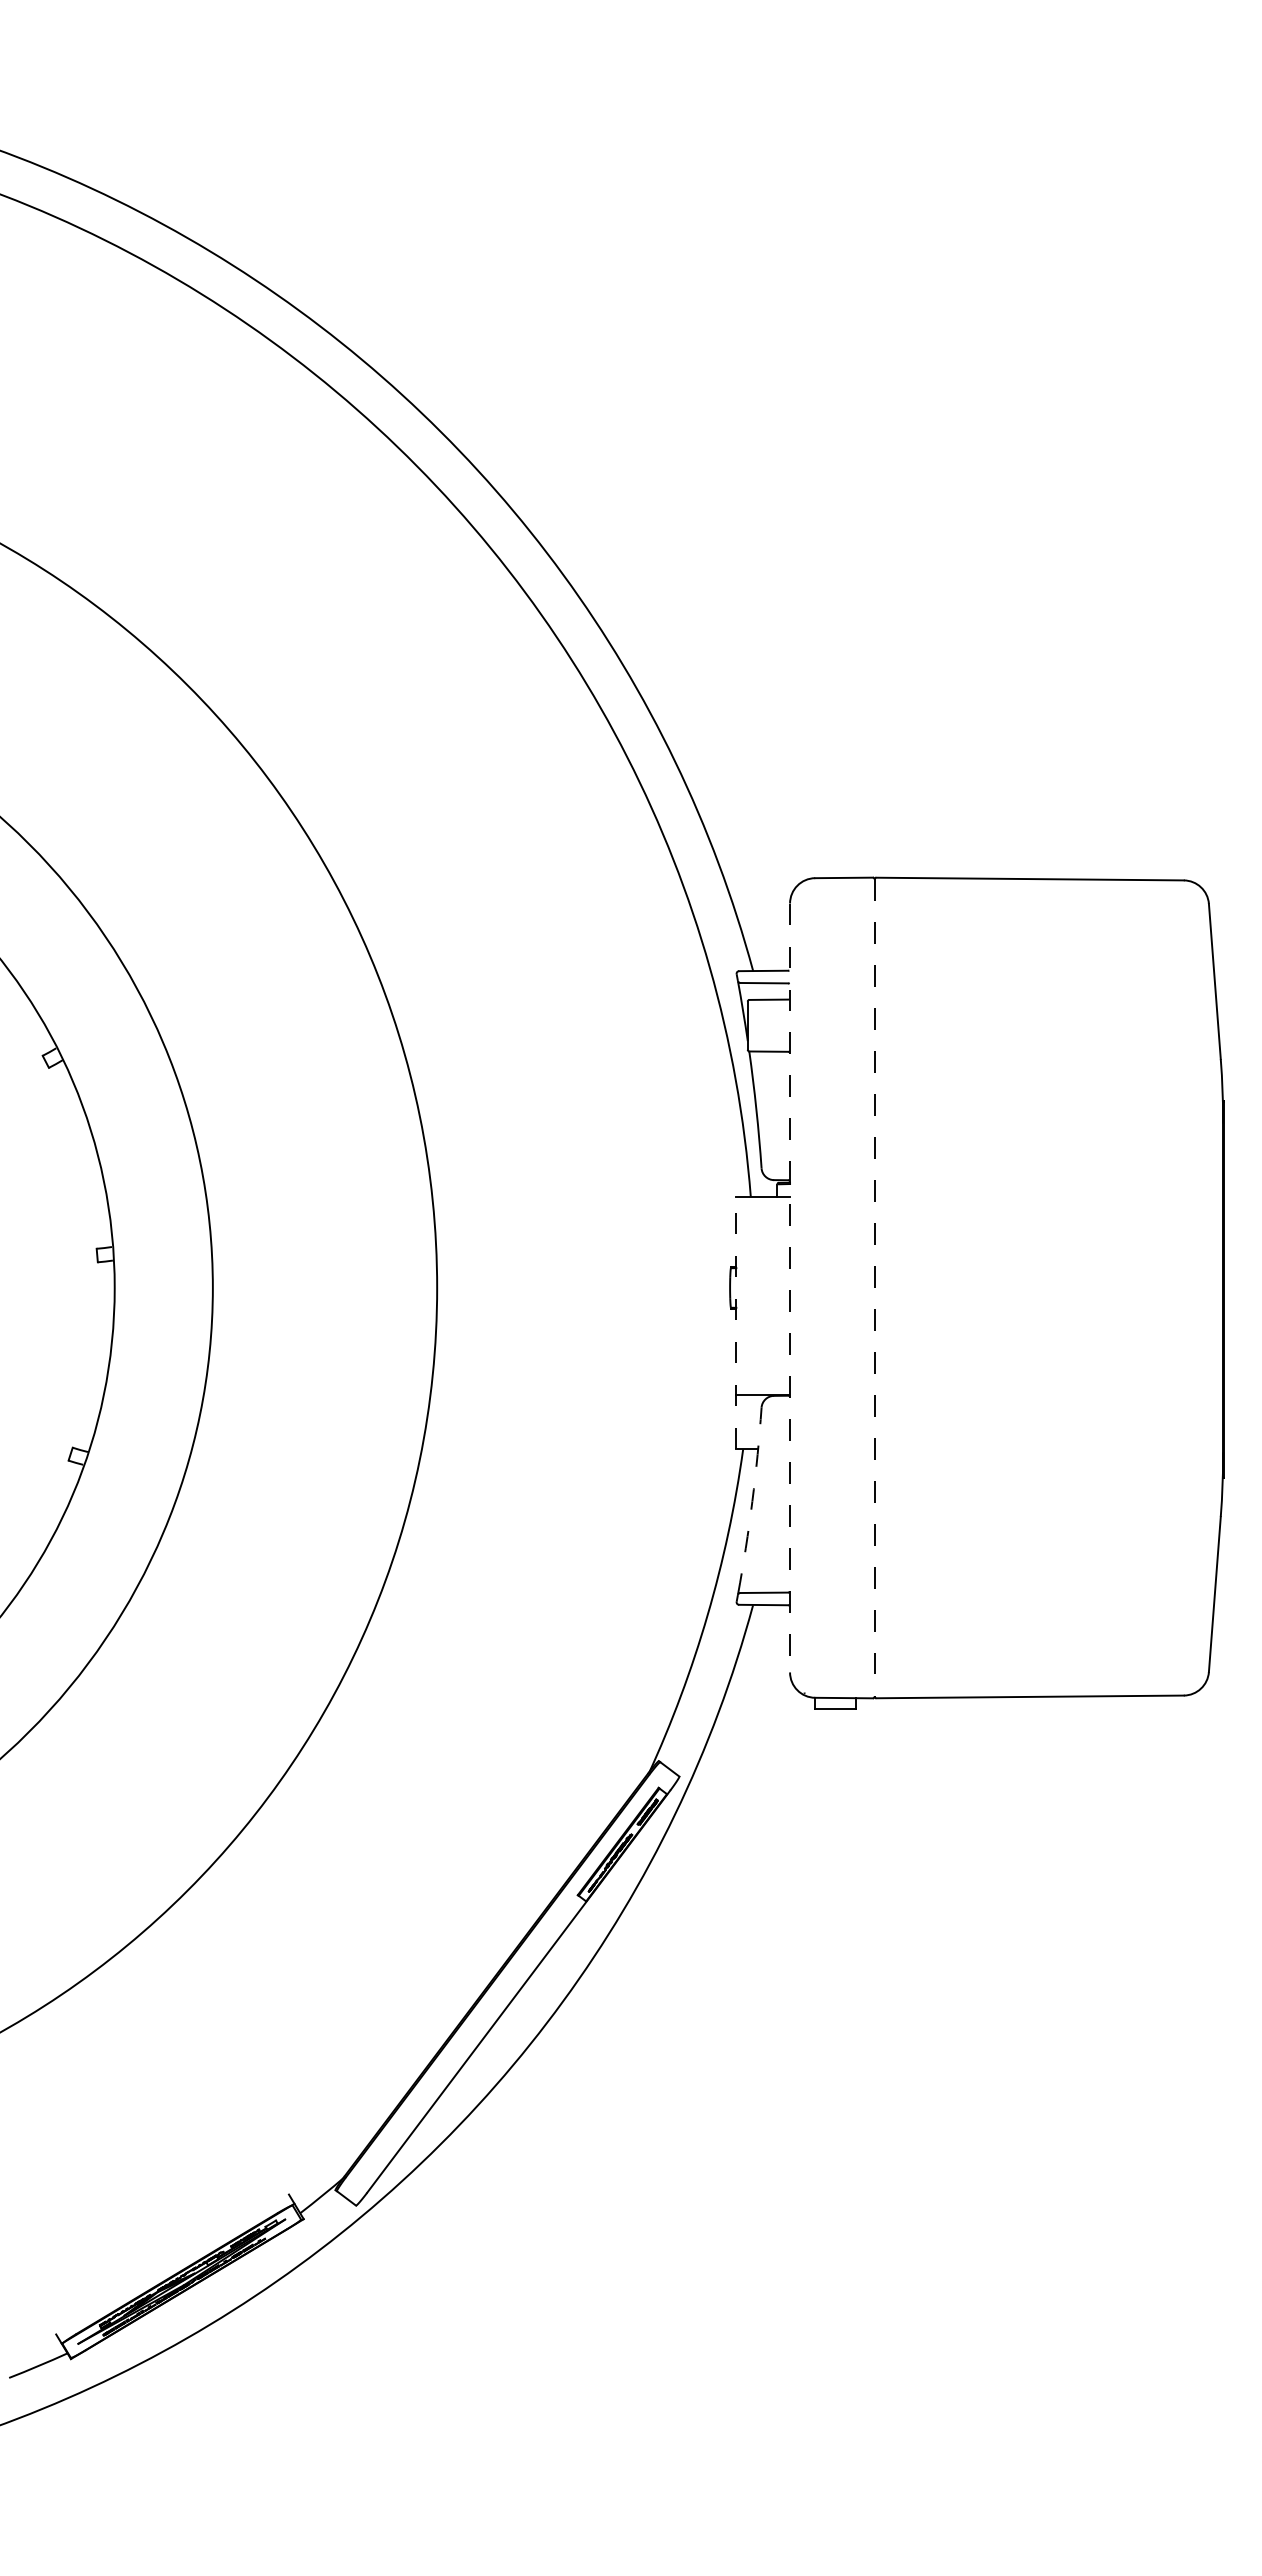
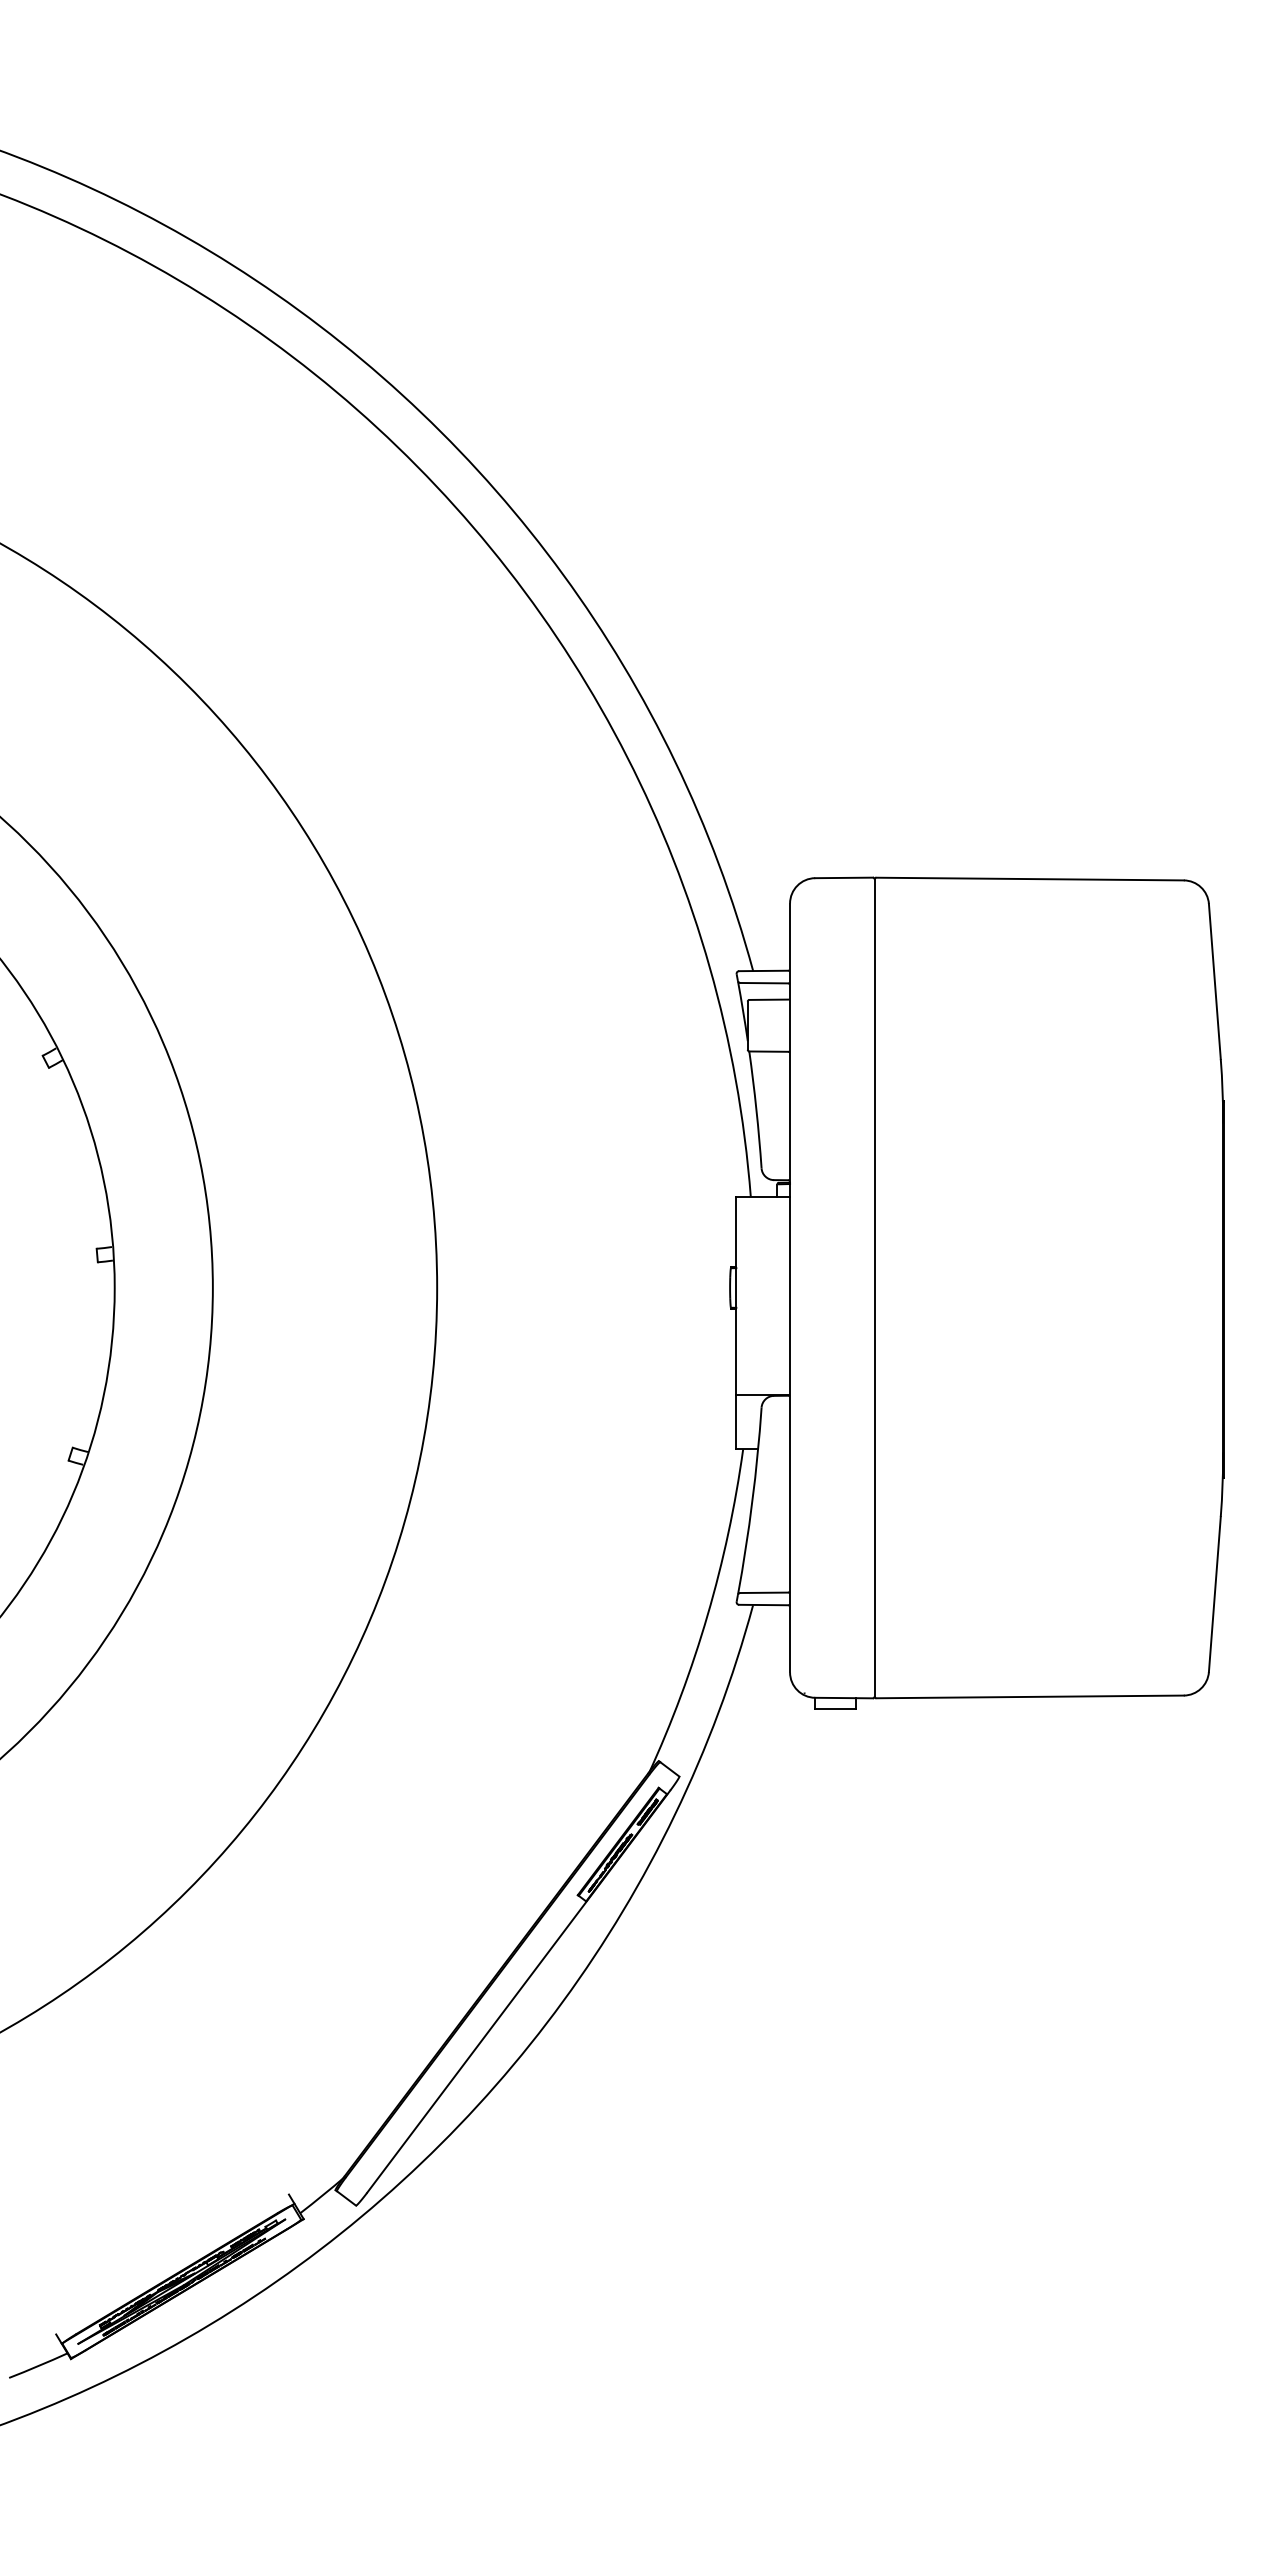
line: dashed -> solid (790, 1288)
line: dashed -> solid (874, 1288)
line: dashed -> solid (736, 1322)
arc: dashed -> solid (752, 1501)
